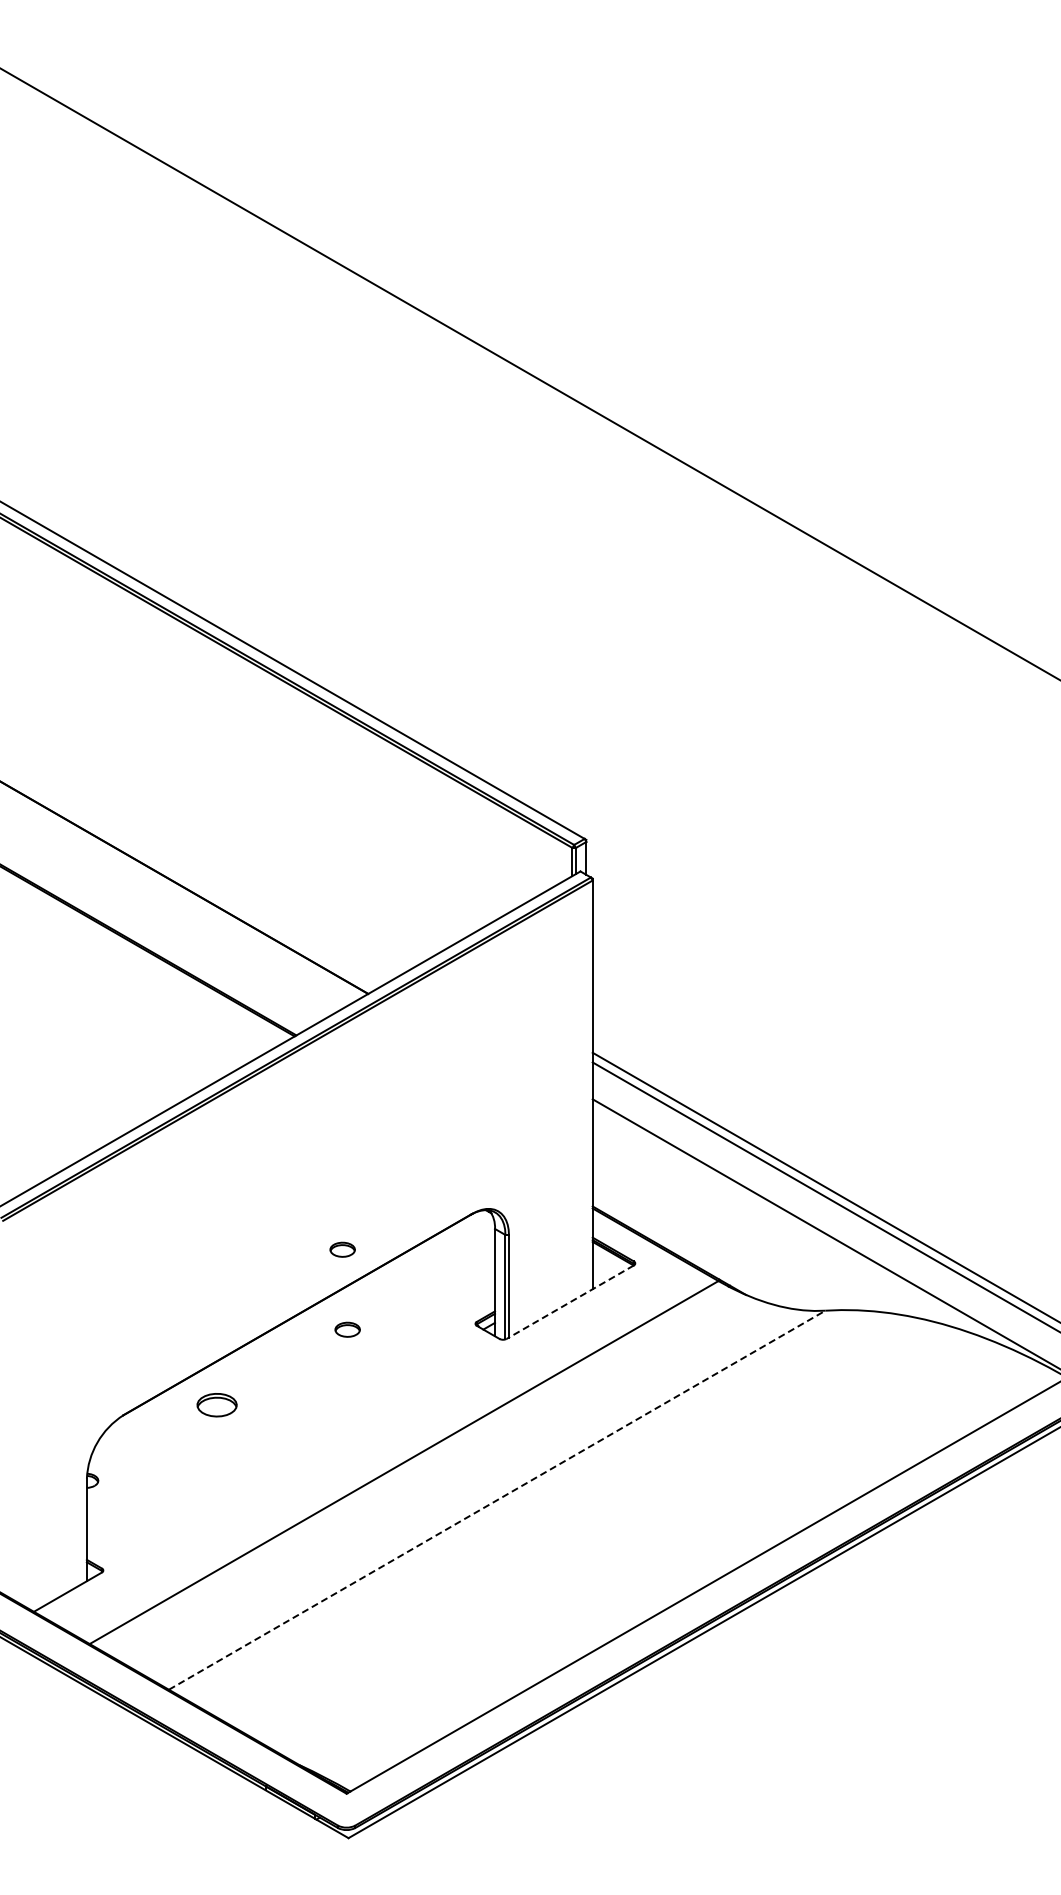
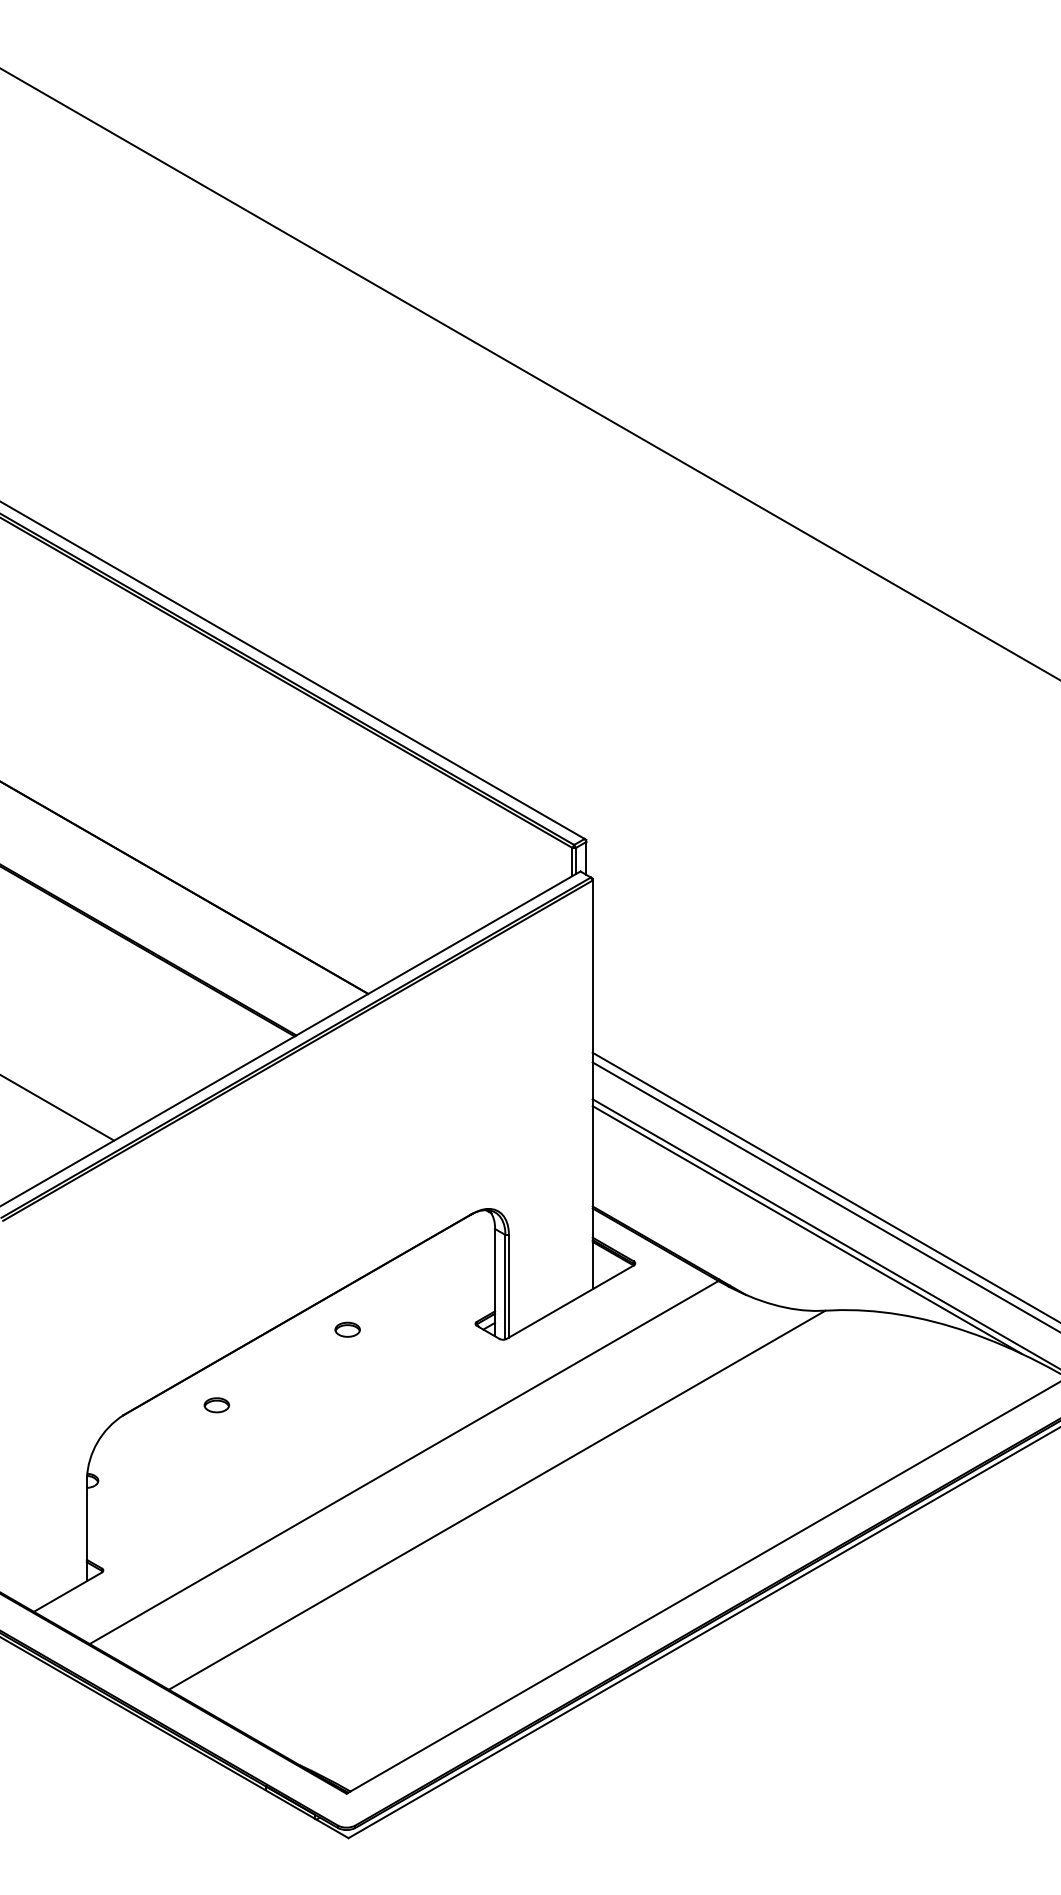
line: none -> present (58, 1108)
line: none -> present (806, 1229)
part: present -> none (342, 1249)
line: dashed -> solid (569, 1302)
part size: 42x25 px -> 27x17 px (216, 1405)
line: dashed -> solid (497, 1499)
